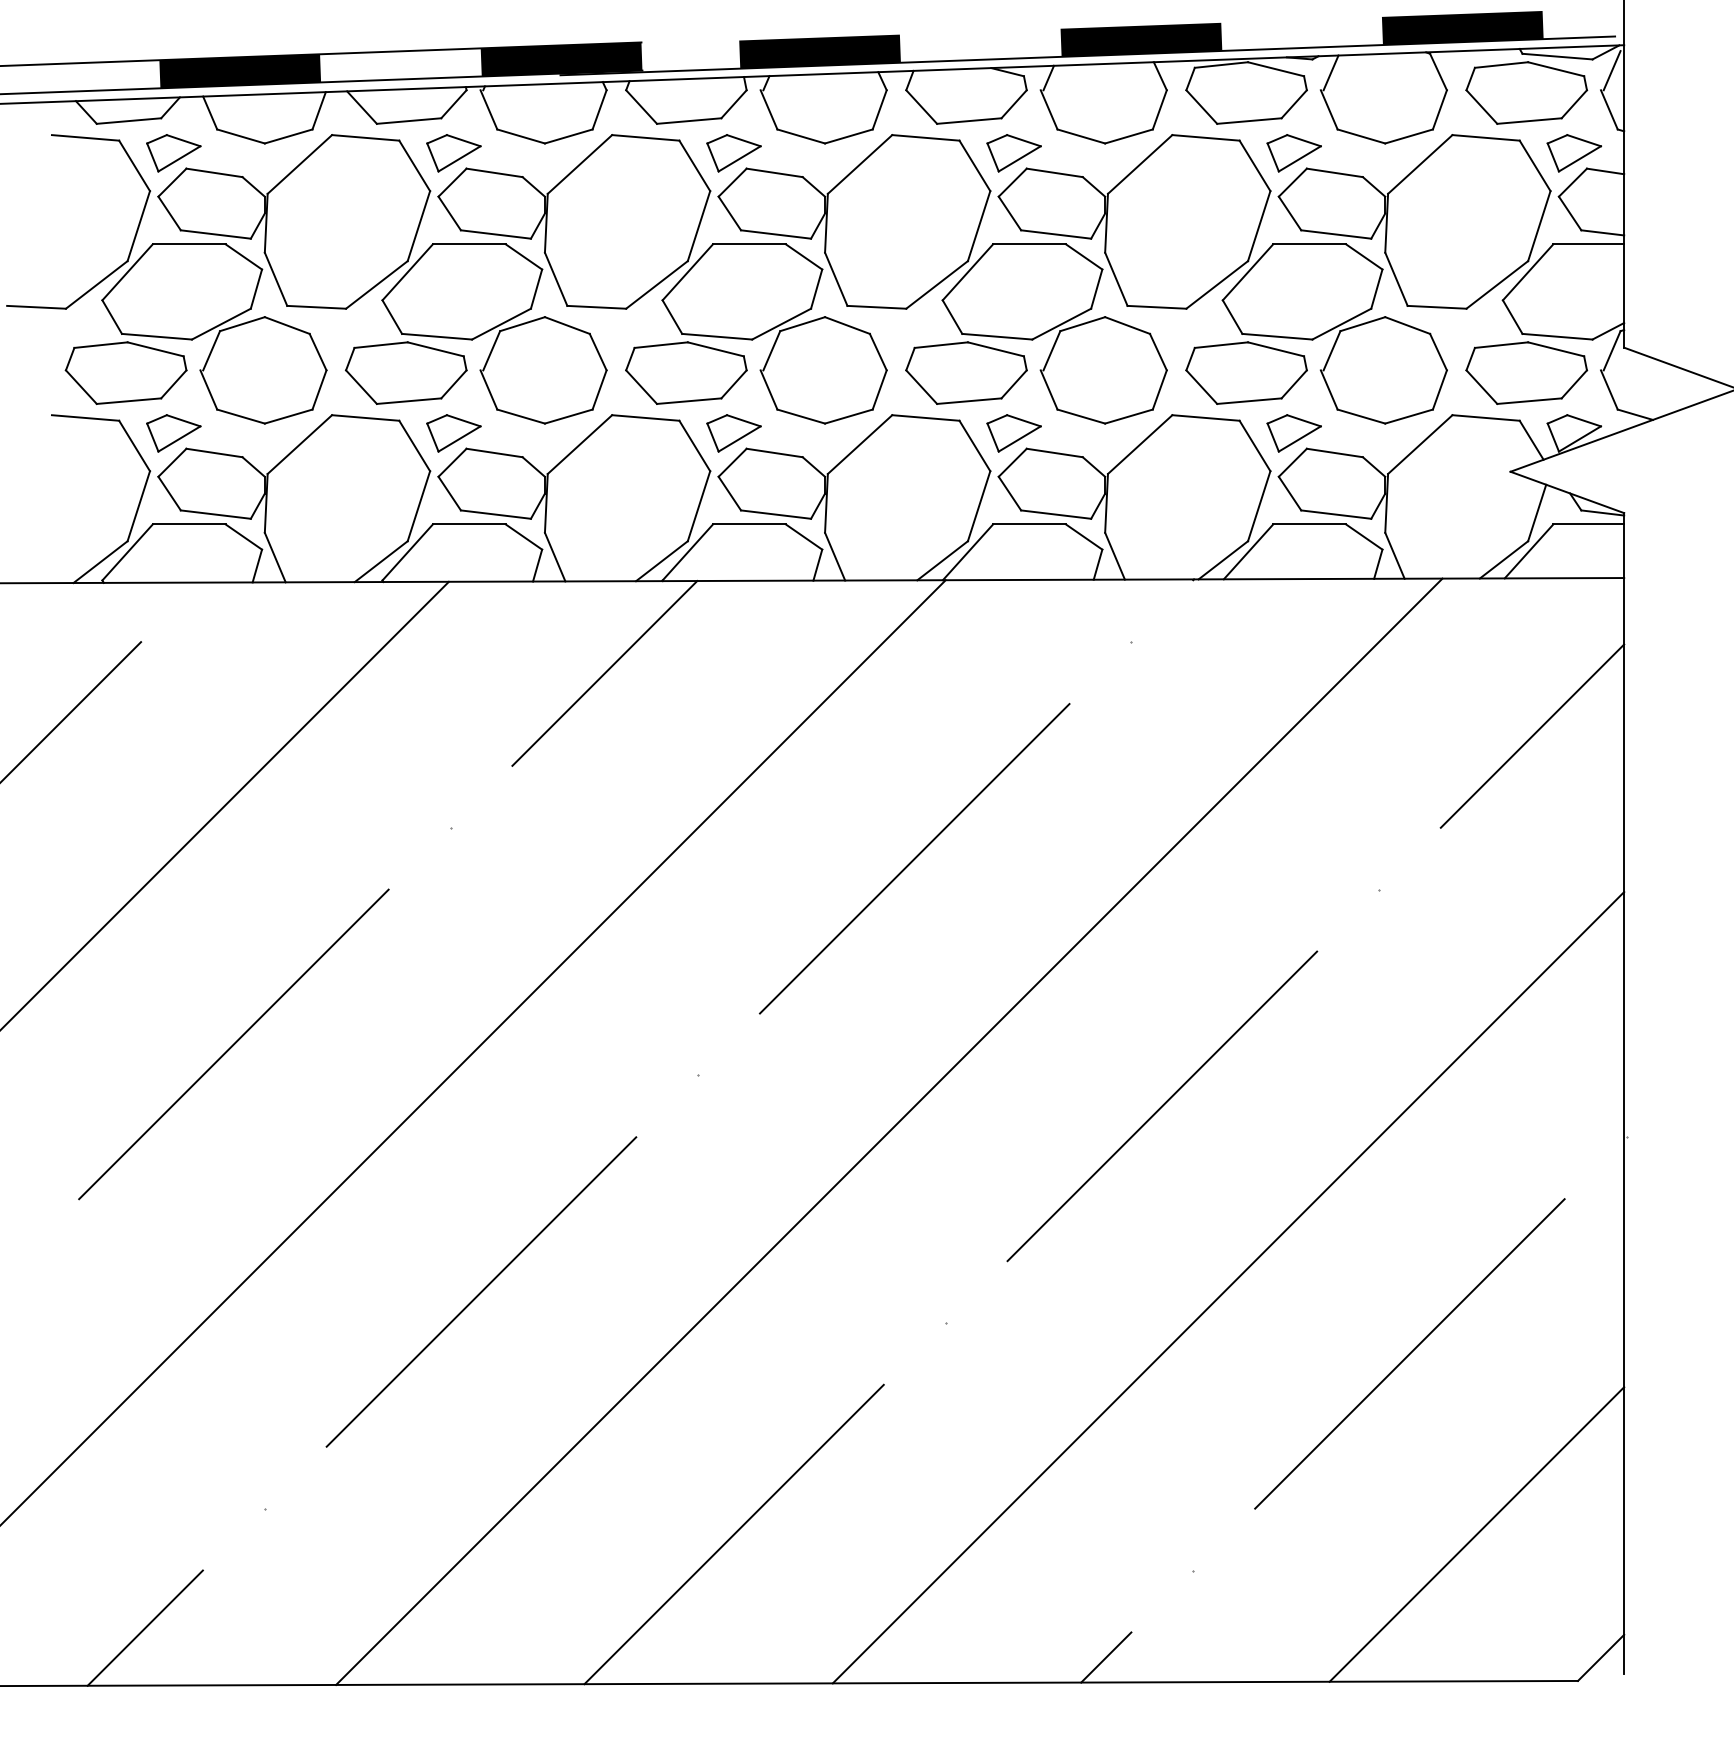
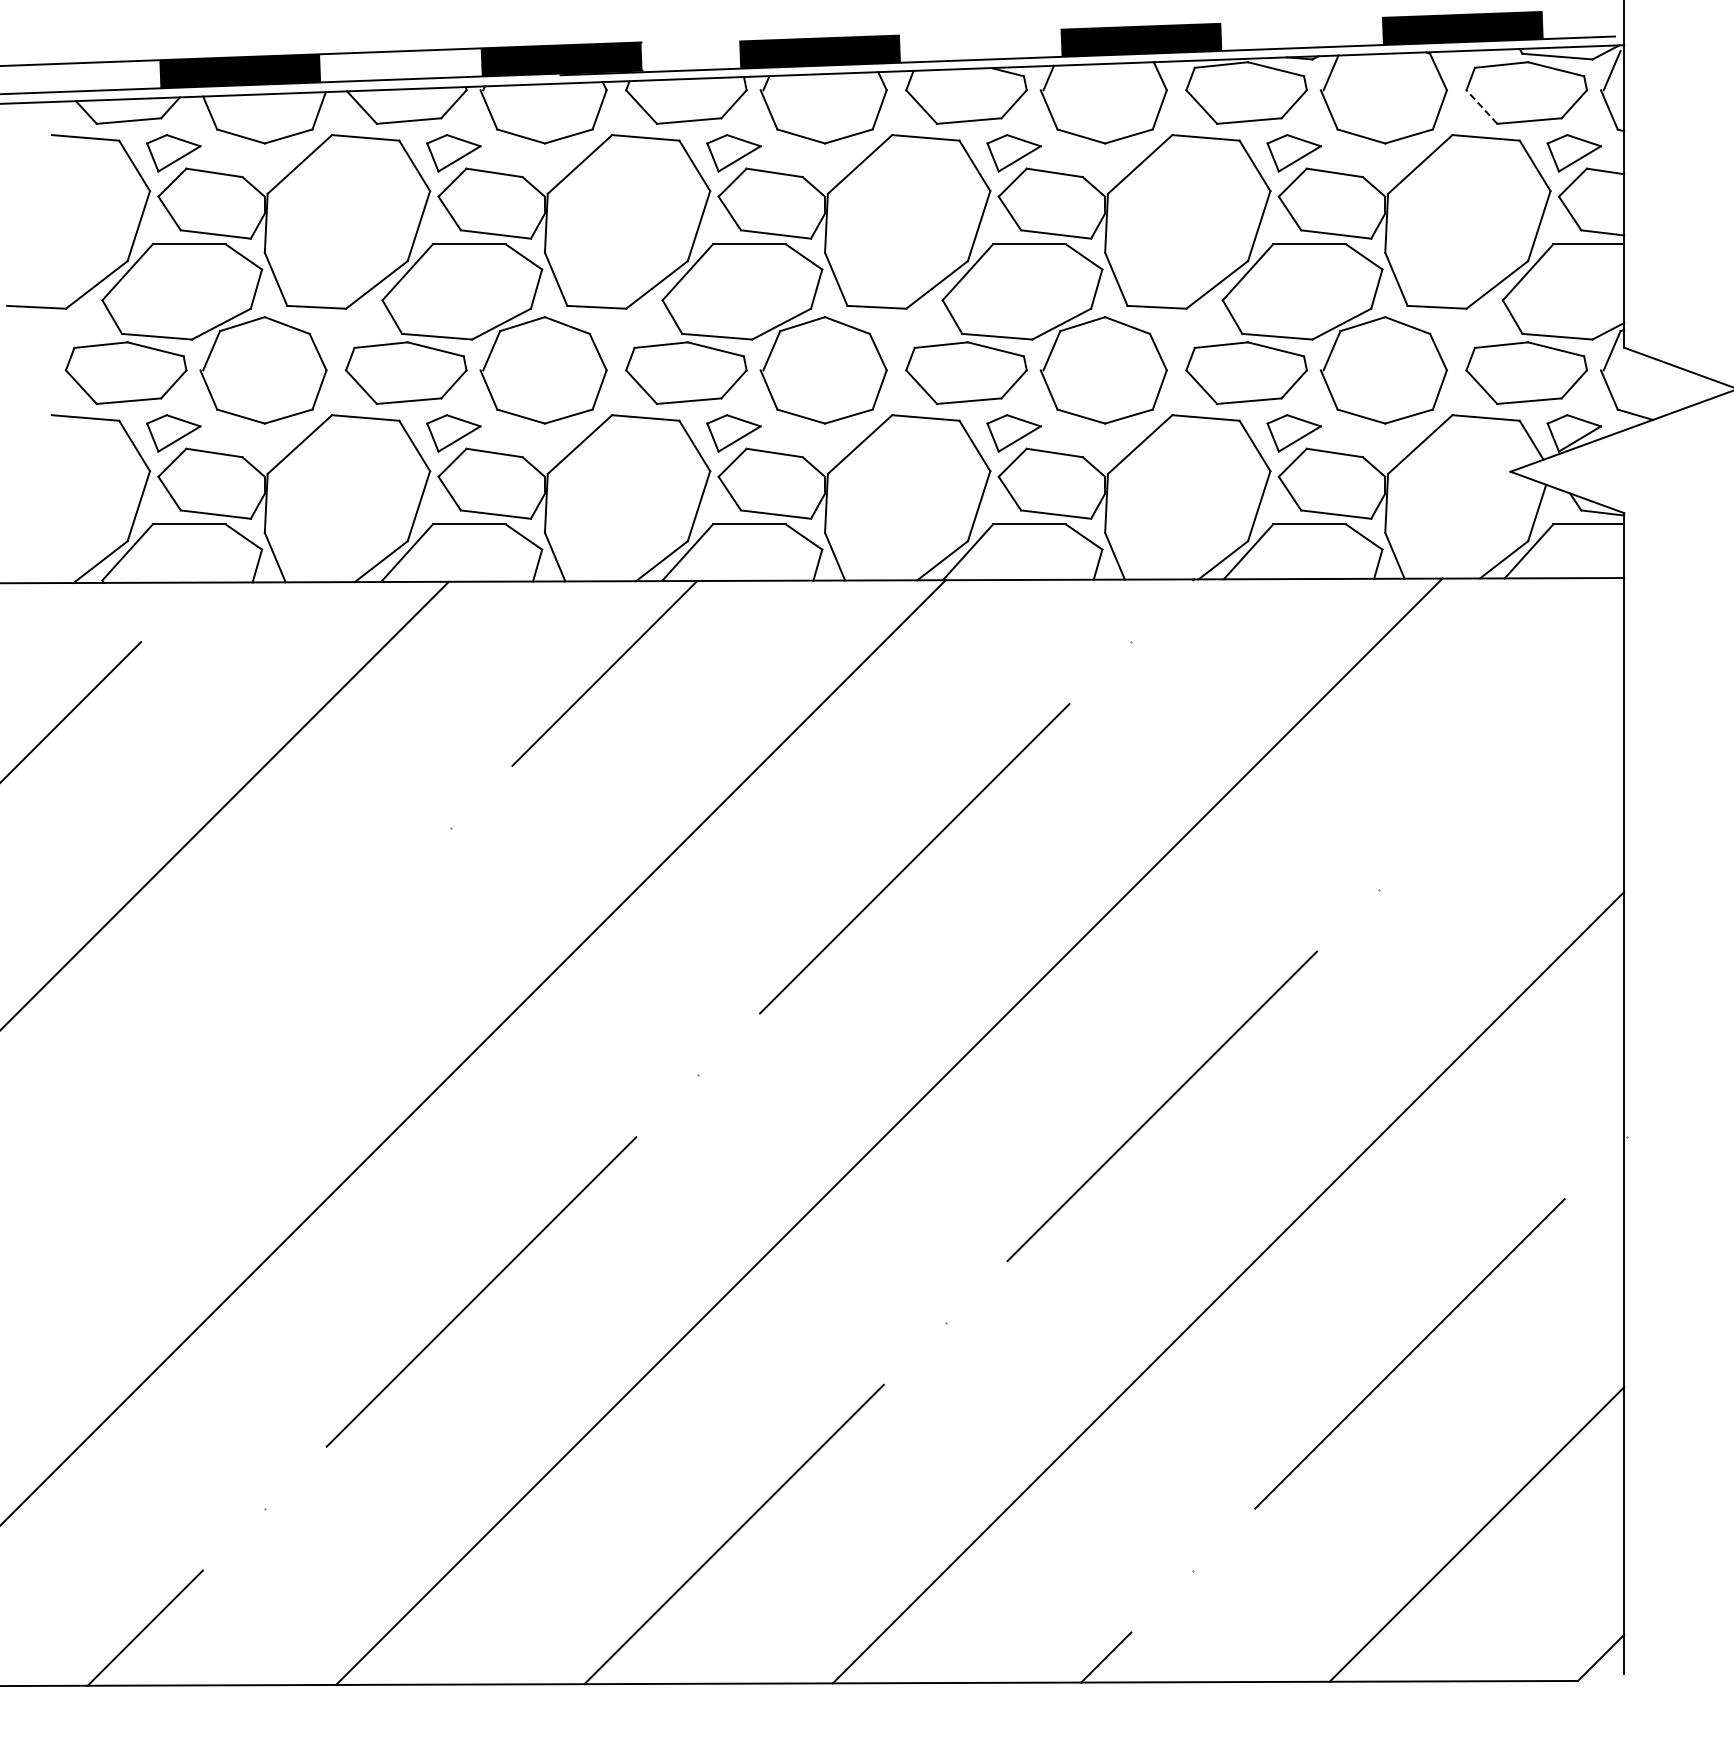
line: solid -> dashed (1481, 107)
line: present -> none (1532, 735)
line: present -> none (233, 1044)
